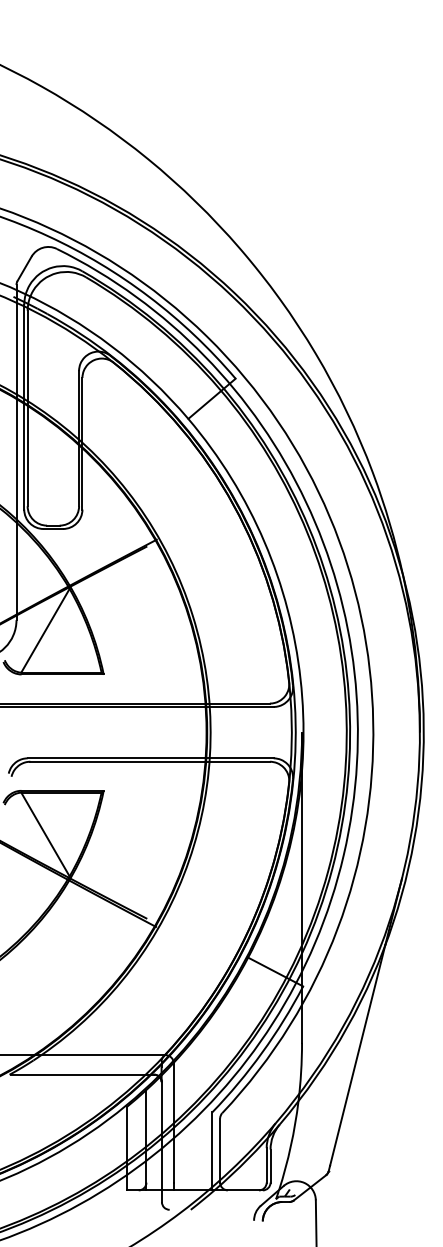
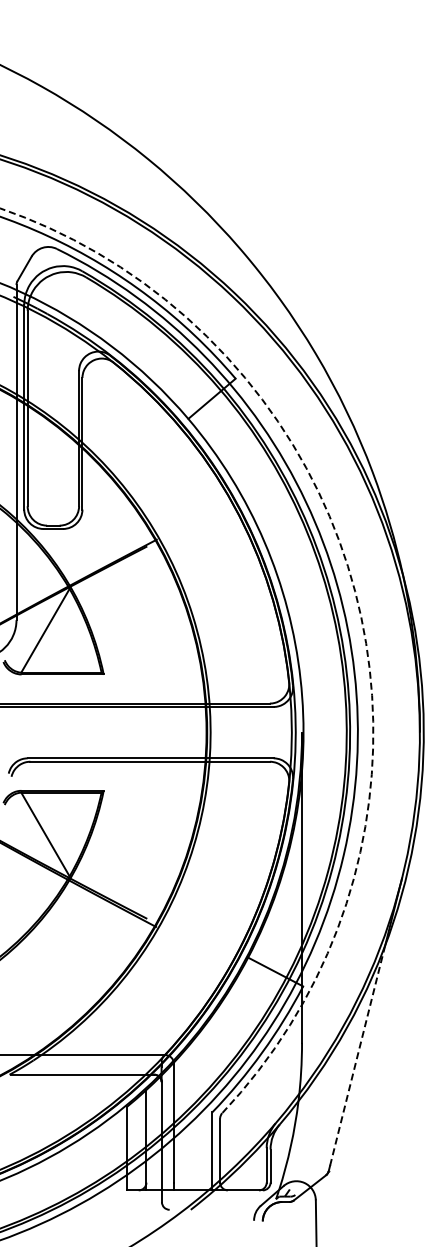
arc: solid -> dashed (358, 603)
line: solid -> dashed (357, 1055)
